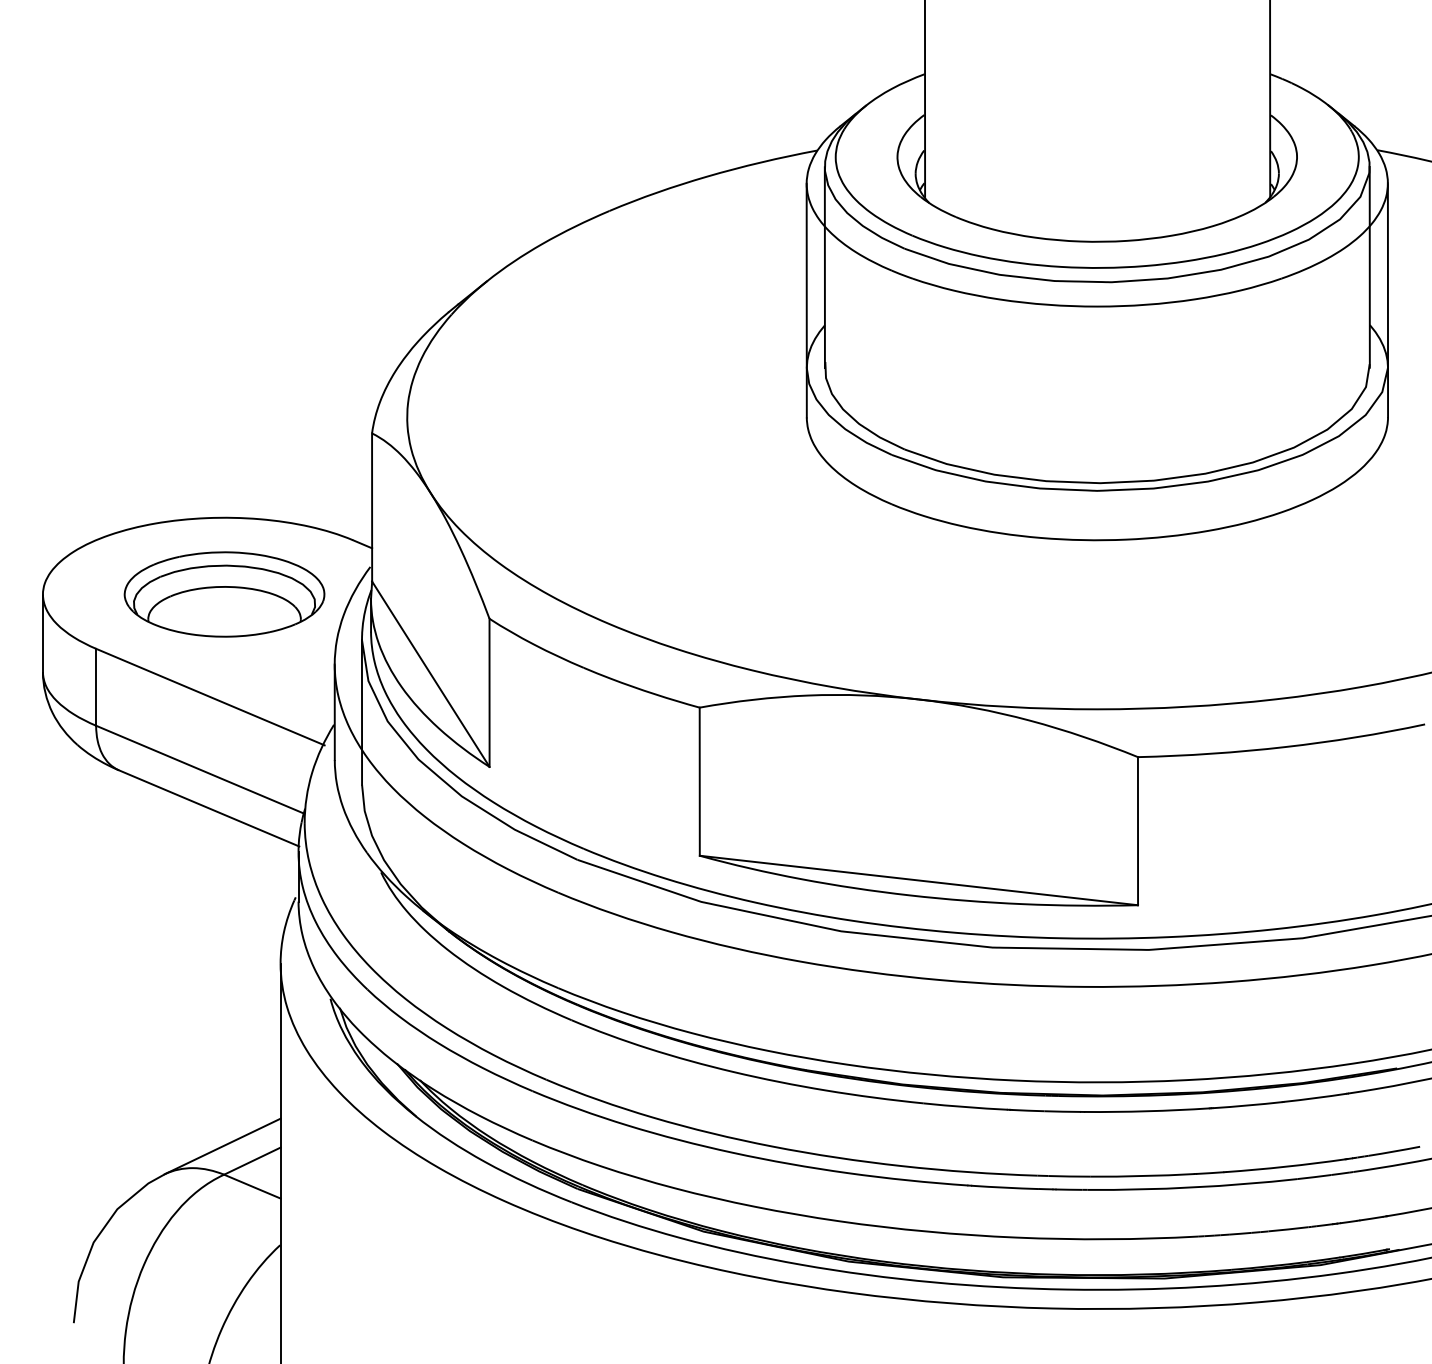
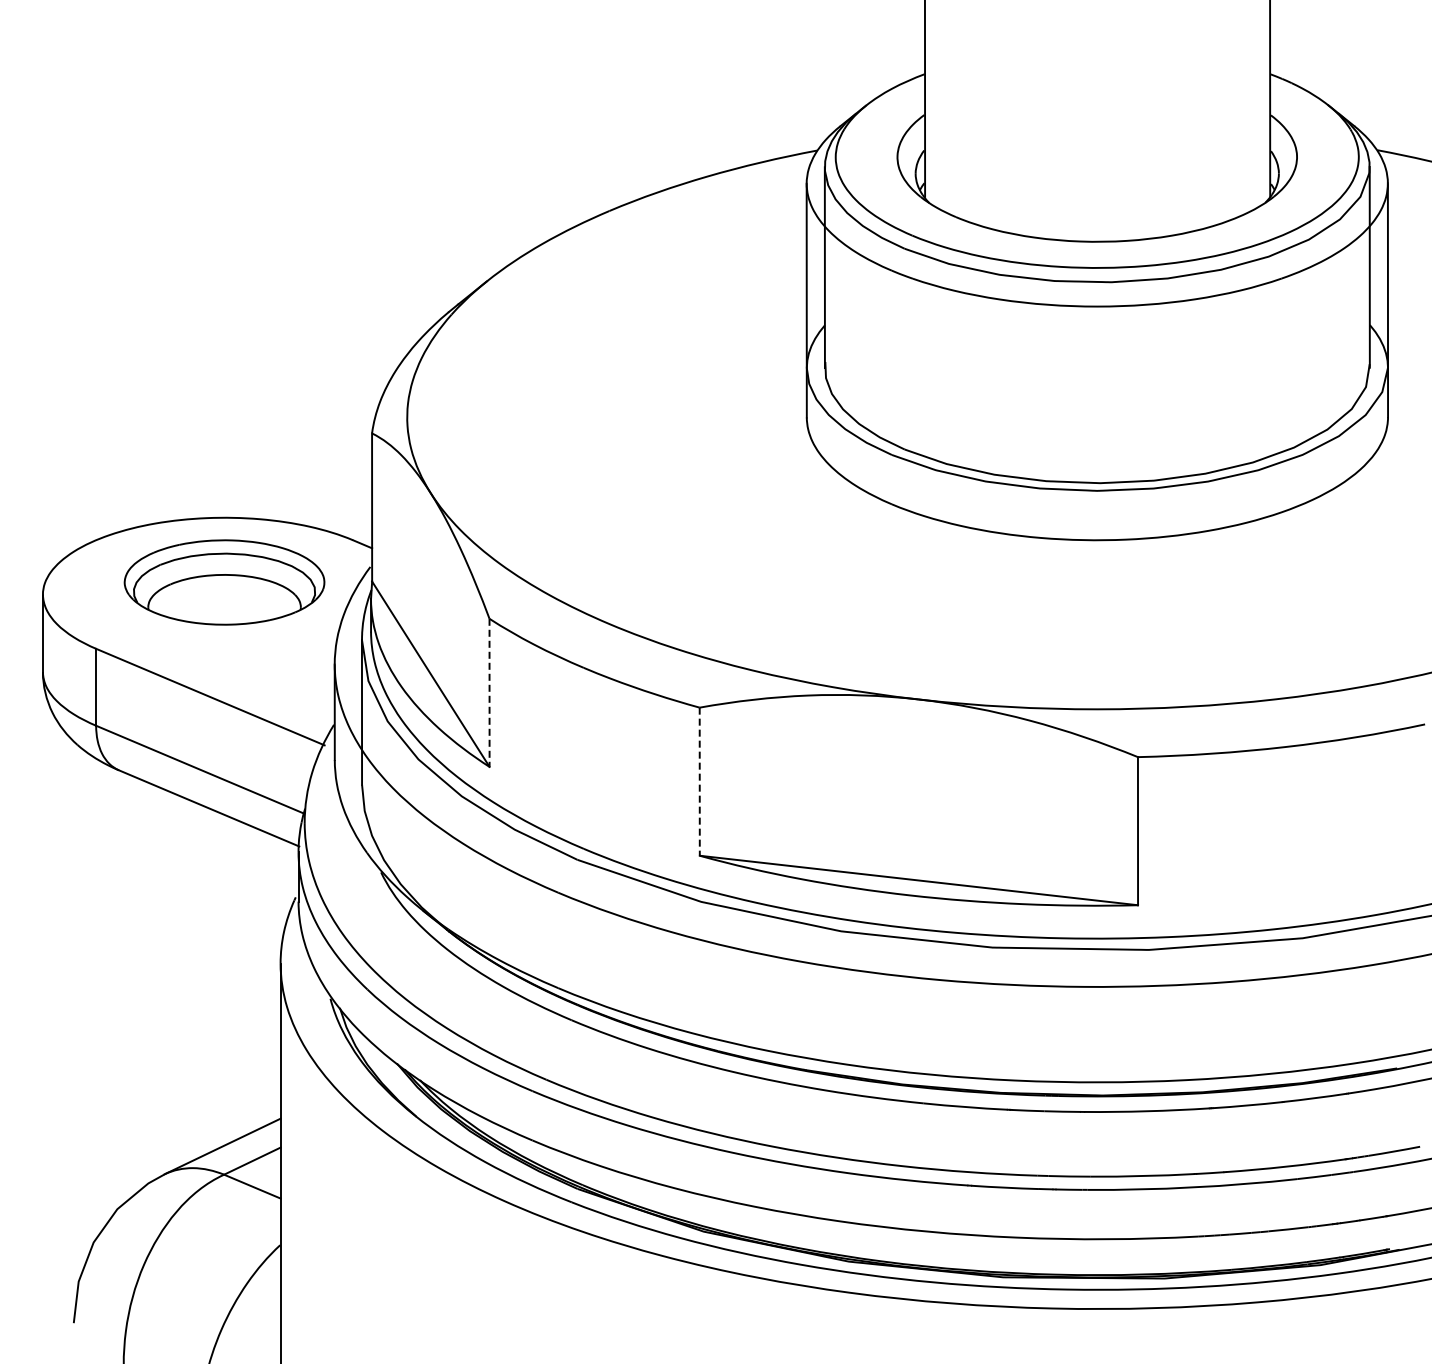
part position: (224, 594) -> (224, 582) (224, 582)
line: solid -> dashed (489, 693)
line: solid -> dashed (699, 782)
